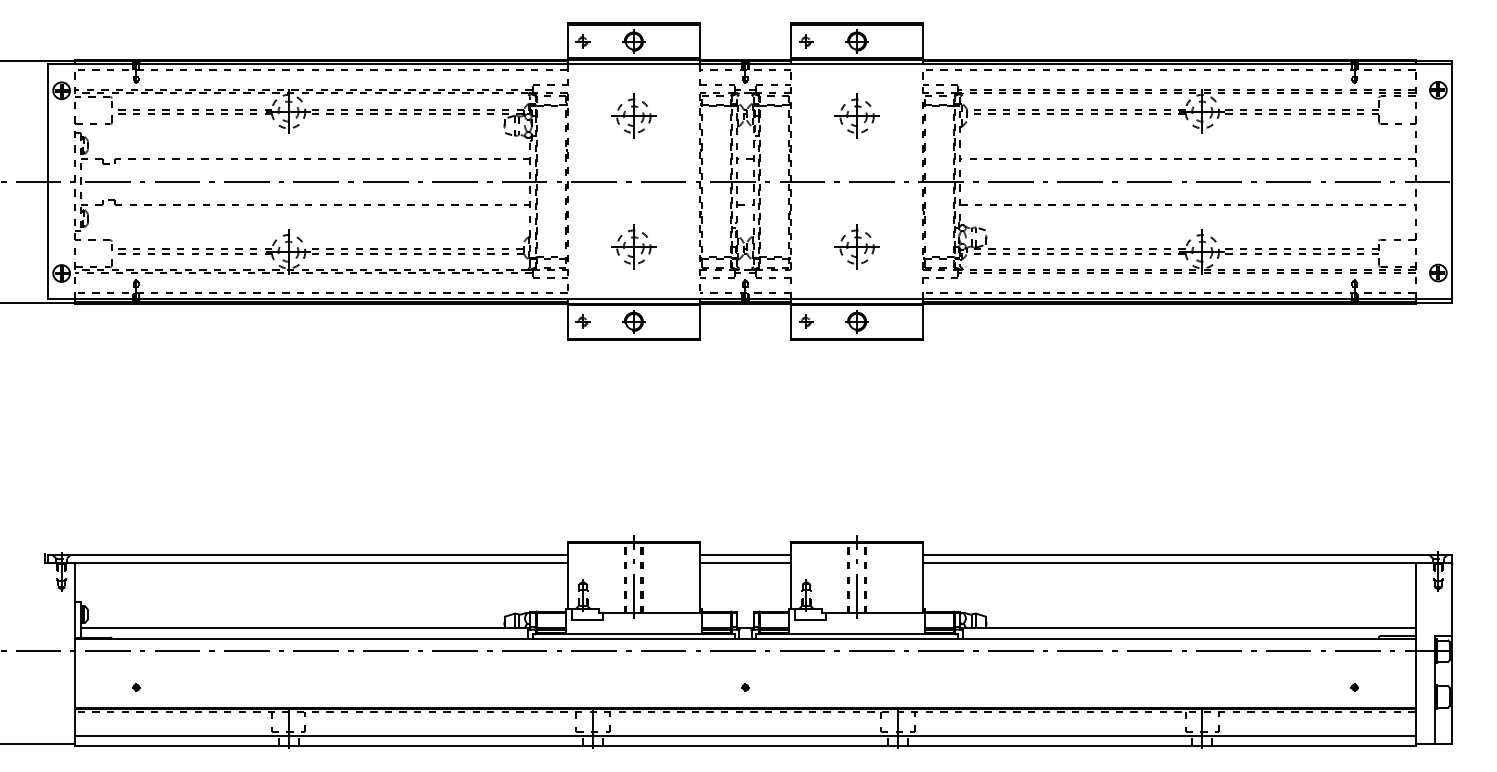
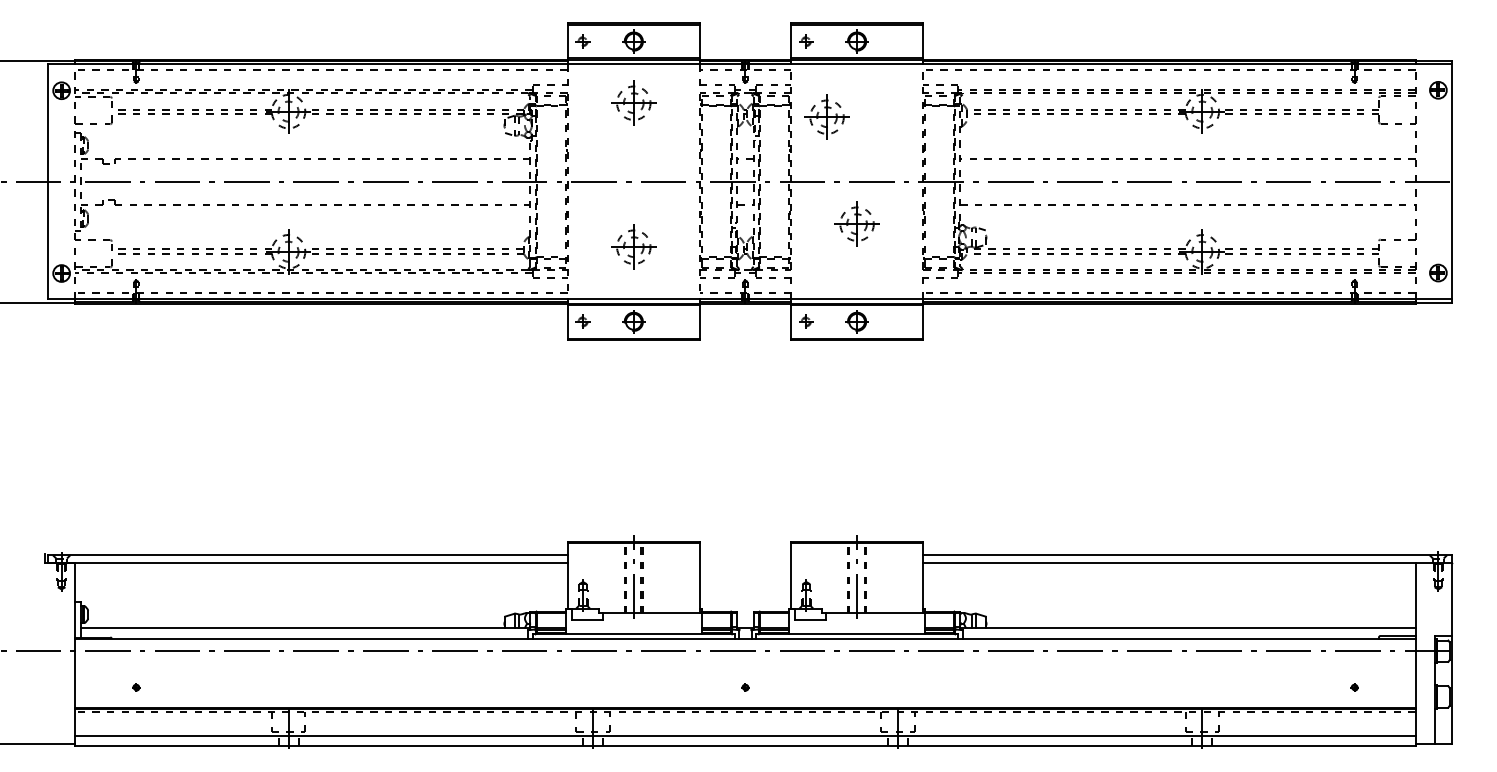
part position: (633, 115) -> (633, 102) (633, 102)
part position: (856, 115) -> (826, 116) (826, 116)
part position: (856, 246) -> (856, 223) (856, 223)
line: present -> none (745, 555)
line: present -> none (745, 562)
